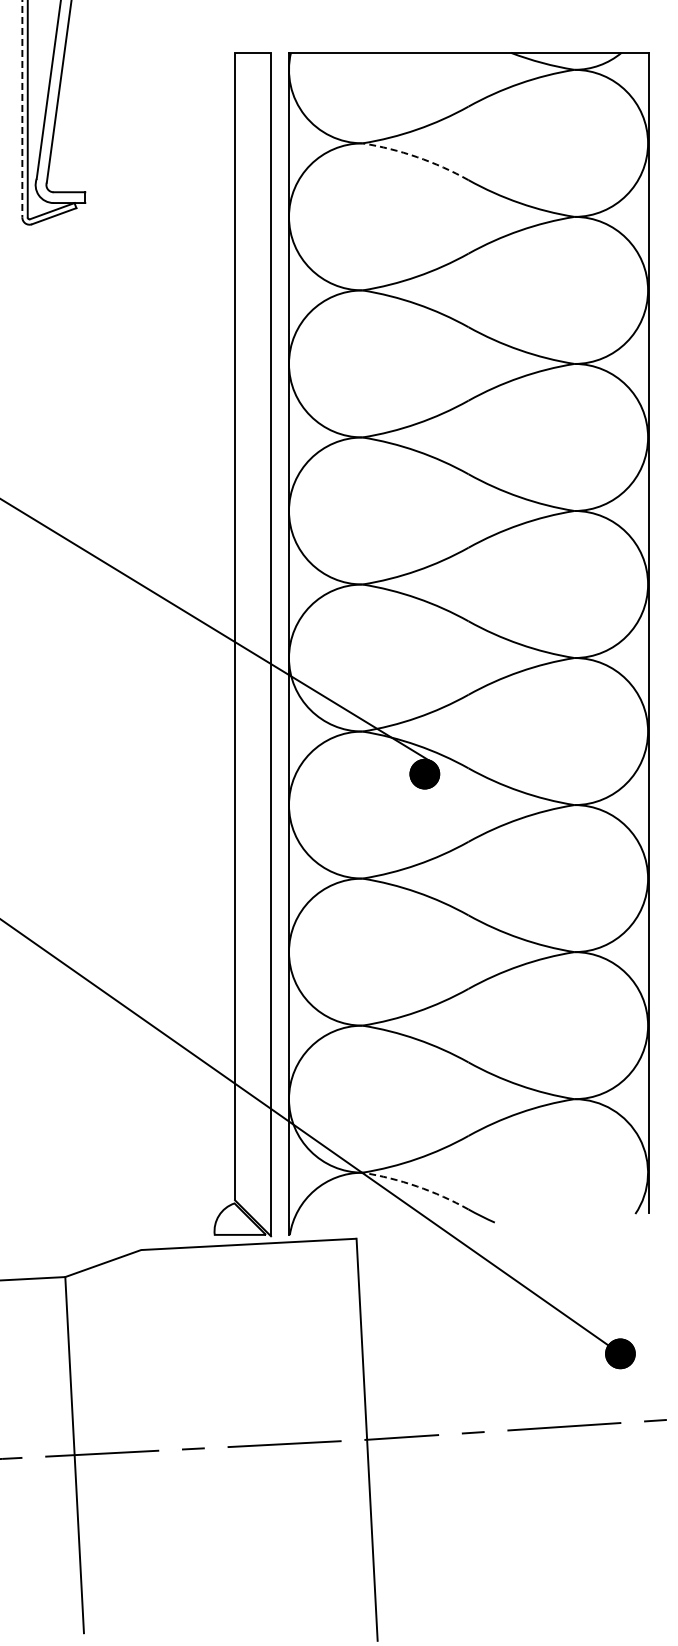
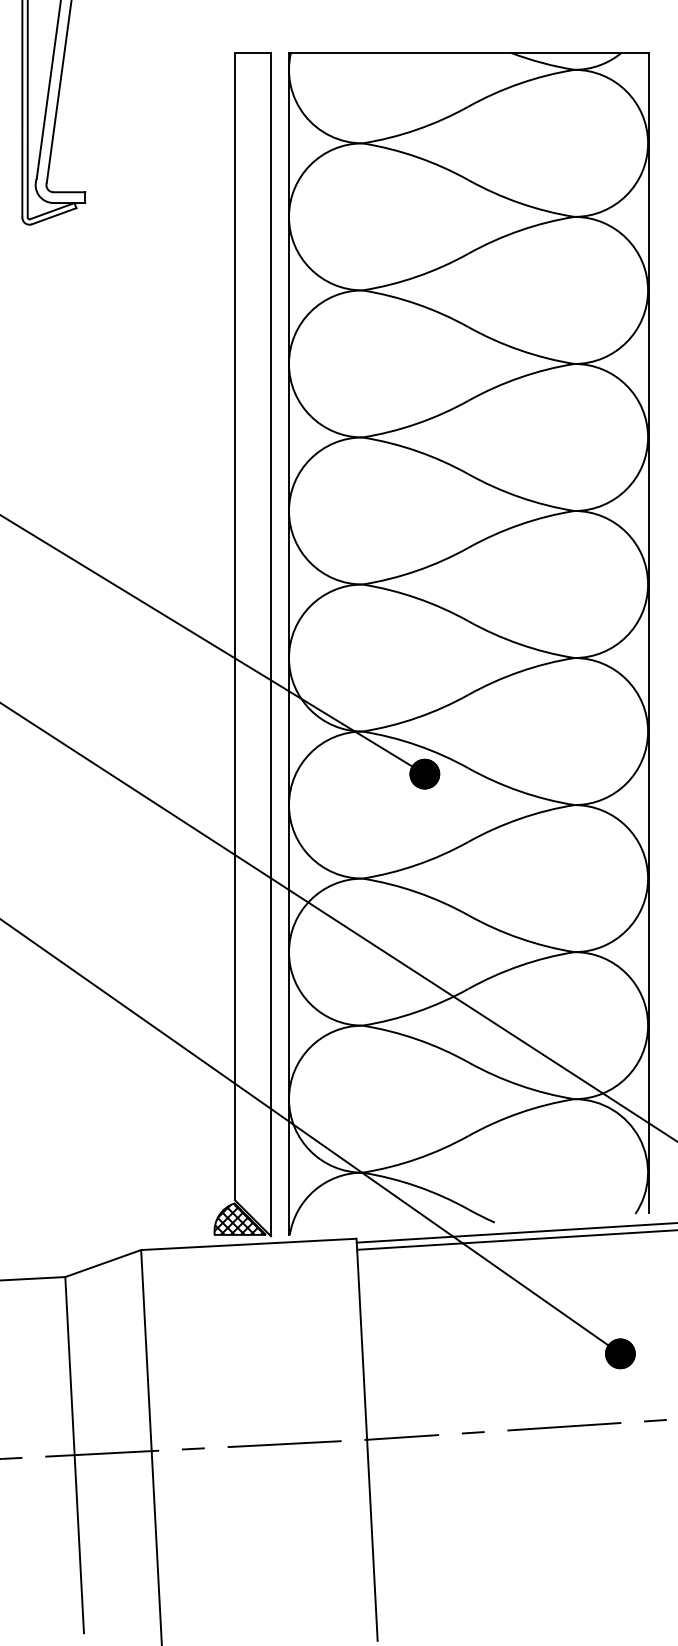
line: dashed -> solid (22, 109)
arc: dashed -> solid (417, 157)
line position: (216, 631) -> (213, 645) (213, 645)
line: none -> present (338, 921)
arc: dashed -> solid (417, 1186)
hatch: none -> present (239, 1218)
line: none -> present (515, 1232)
line: none -> present (515, 1239)
line: none -> present (151, 1446)
